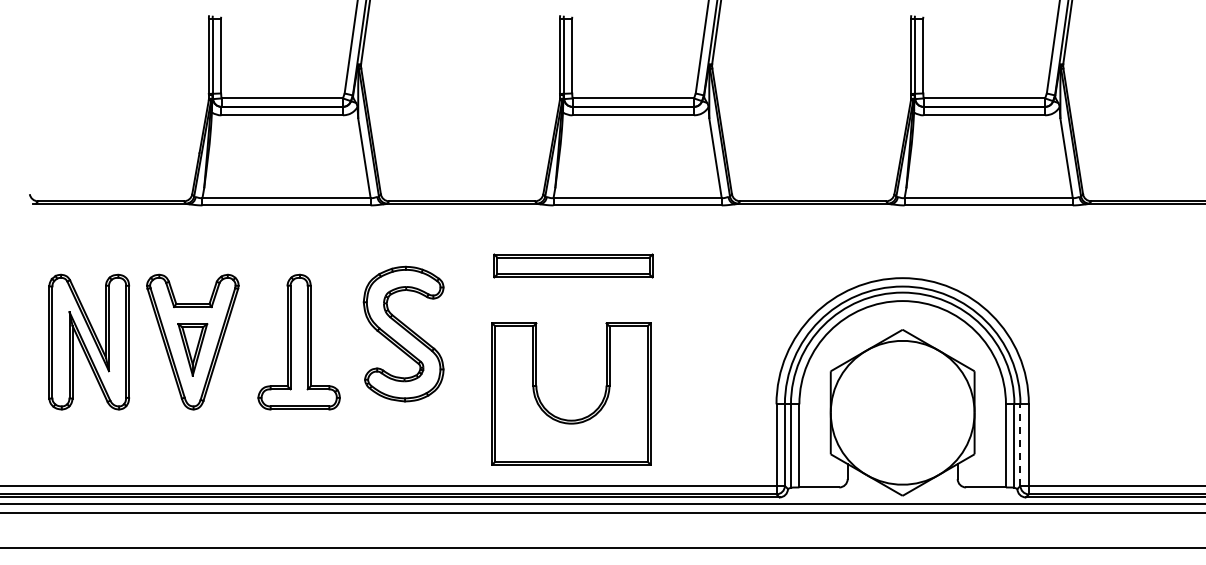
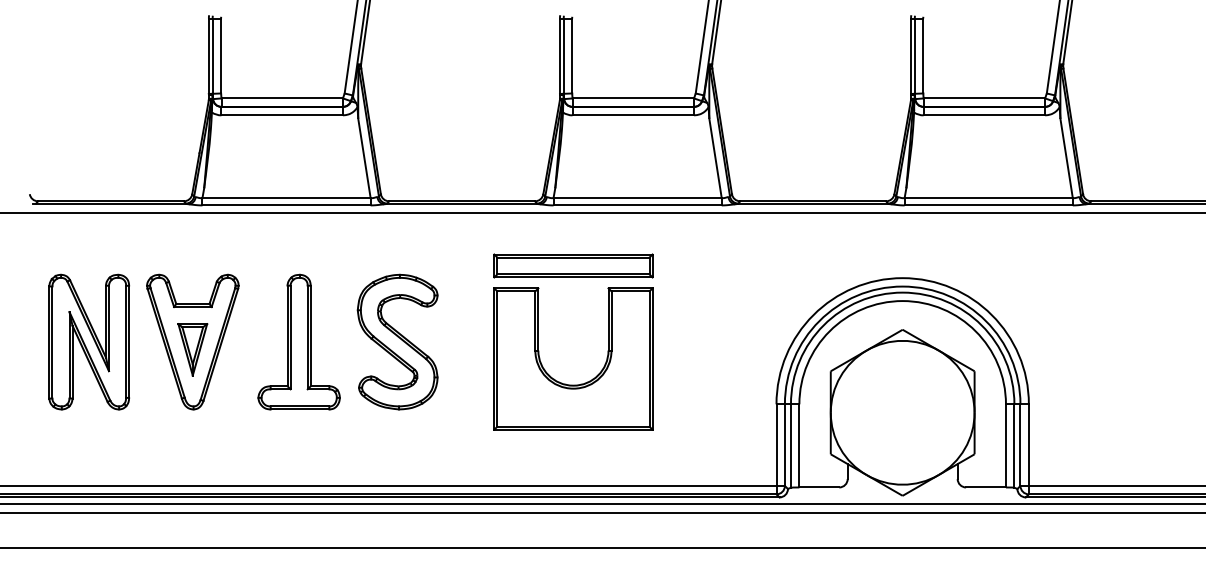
line: none -> present (602, 212)
part position: (403, 333) -> (397, 341) (397, 341)
part position: (578, 418) -> (580, 383) (580, 383)
line: dashed -> solid (1020, 445)
